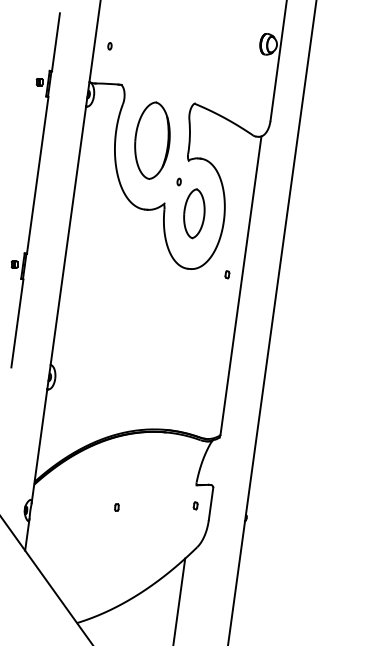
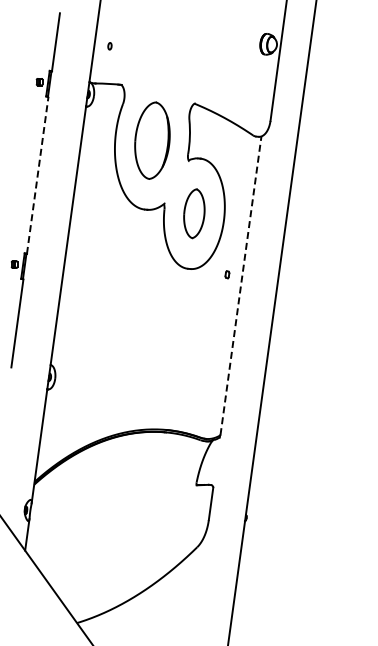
line: solid -> dashed (37, 174)
part: present -> none (178, 181)
line: solid -> dashed (240, 285)
part: present -> none (195, 505)
part: present -> none (116, 507)
line: present -> none (179, 600)
